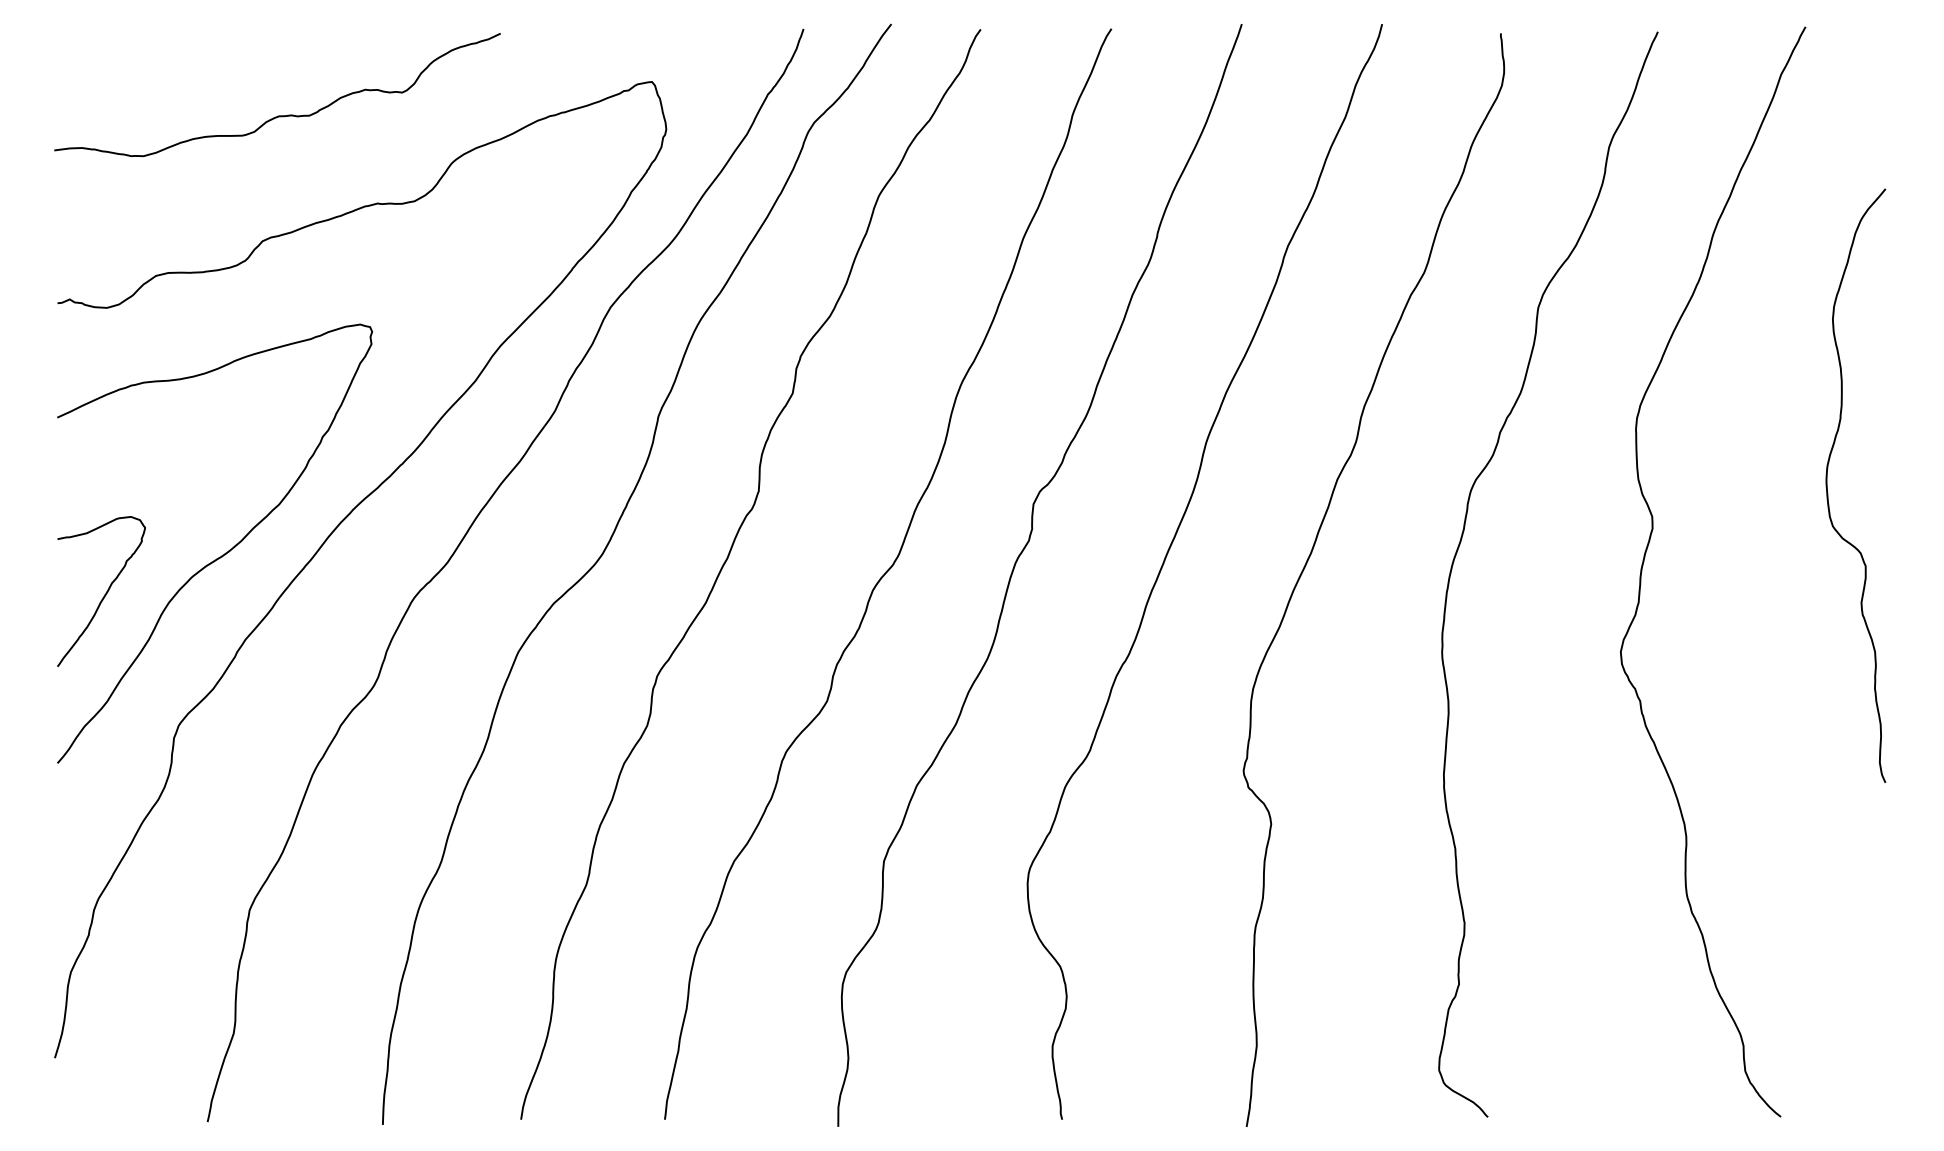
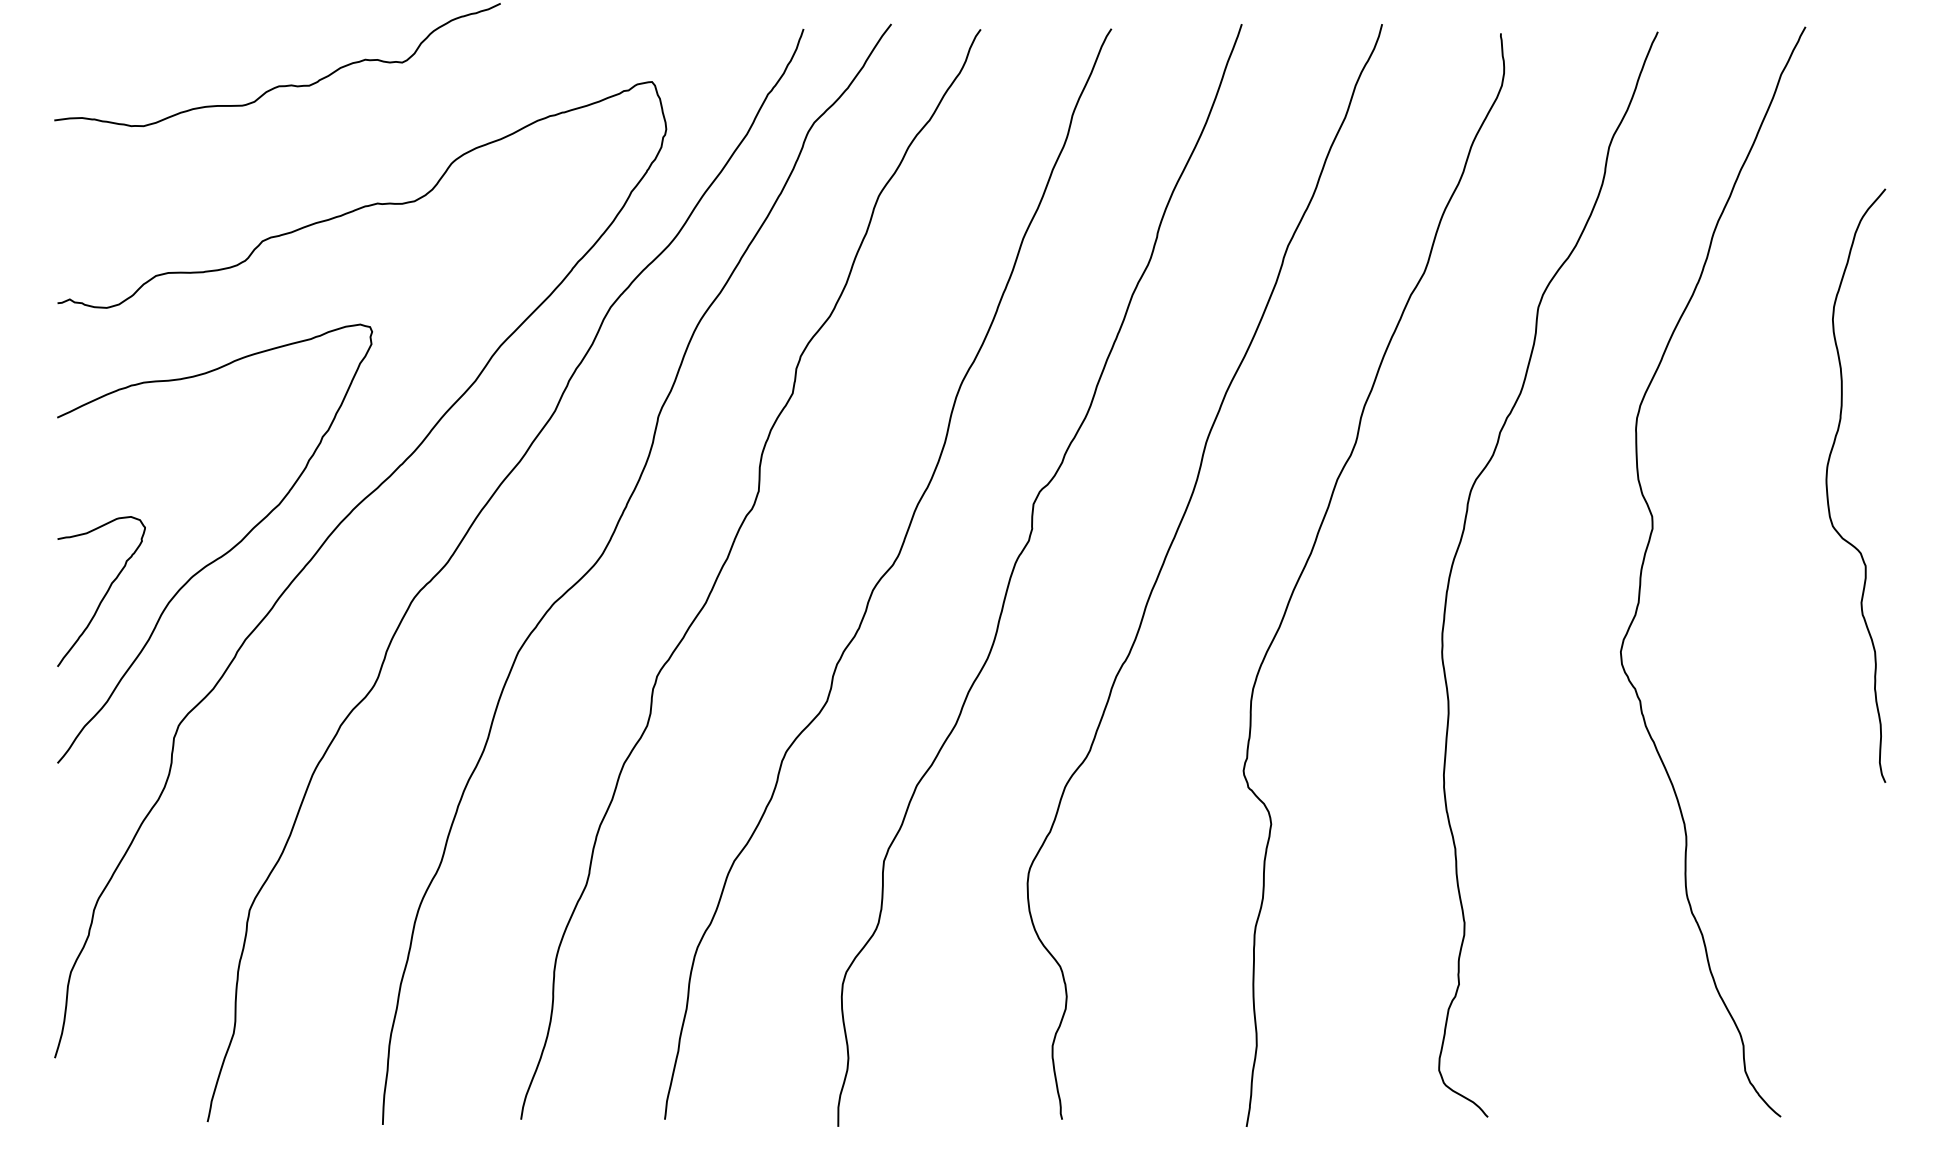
curve position: (278, 115) -> (278, 85) (278, 85)
